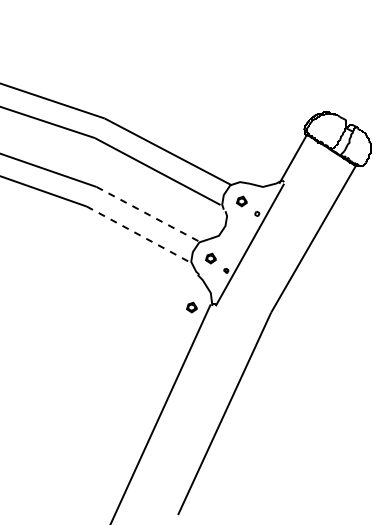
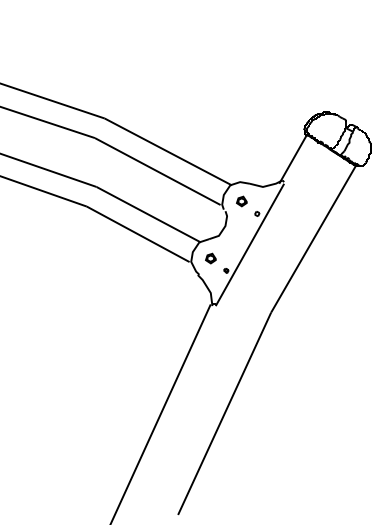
line: dashed -> solid (149, 214)
line: dashed -> solid (138, 234)
part: present -> none (191, 307)
